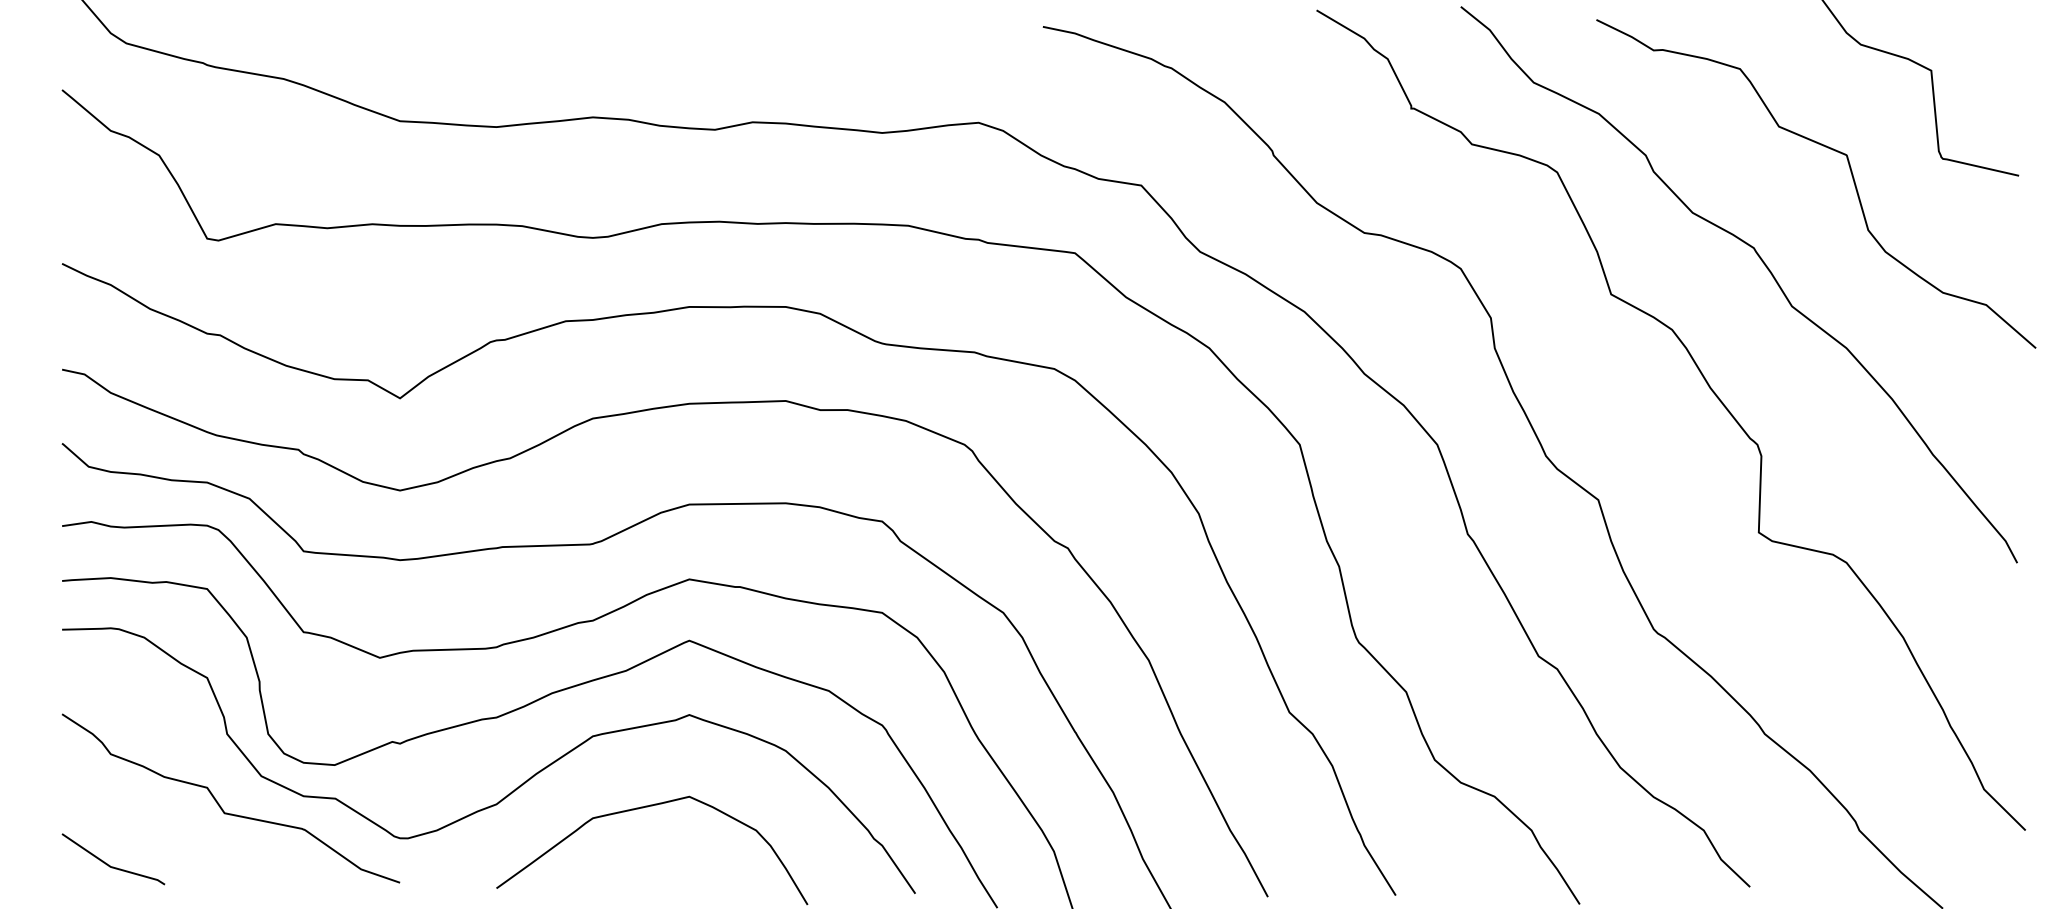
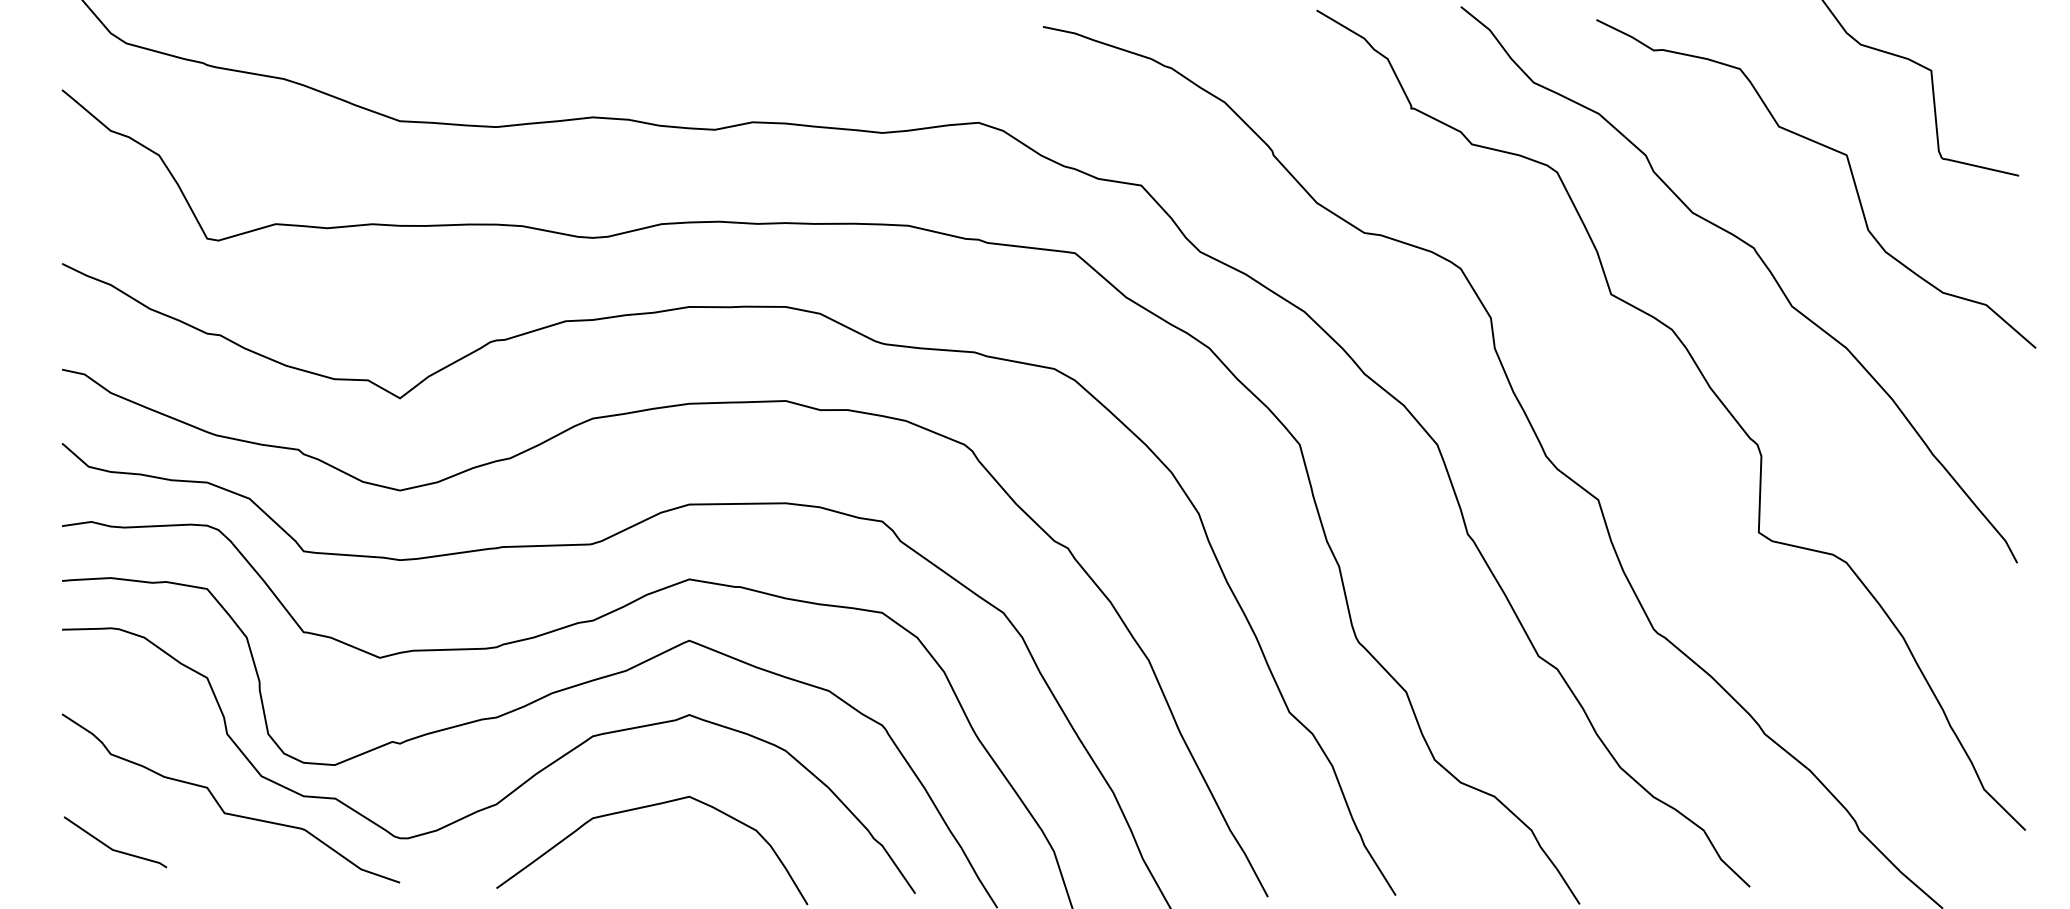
line position: (109, 864) -> (111, 847) (111, 847)
